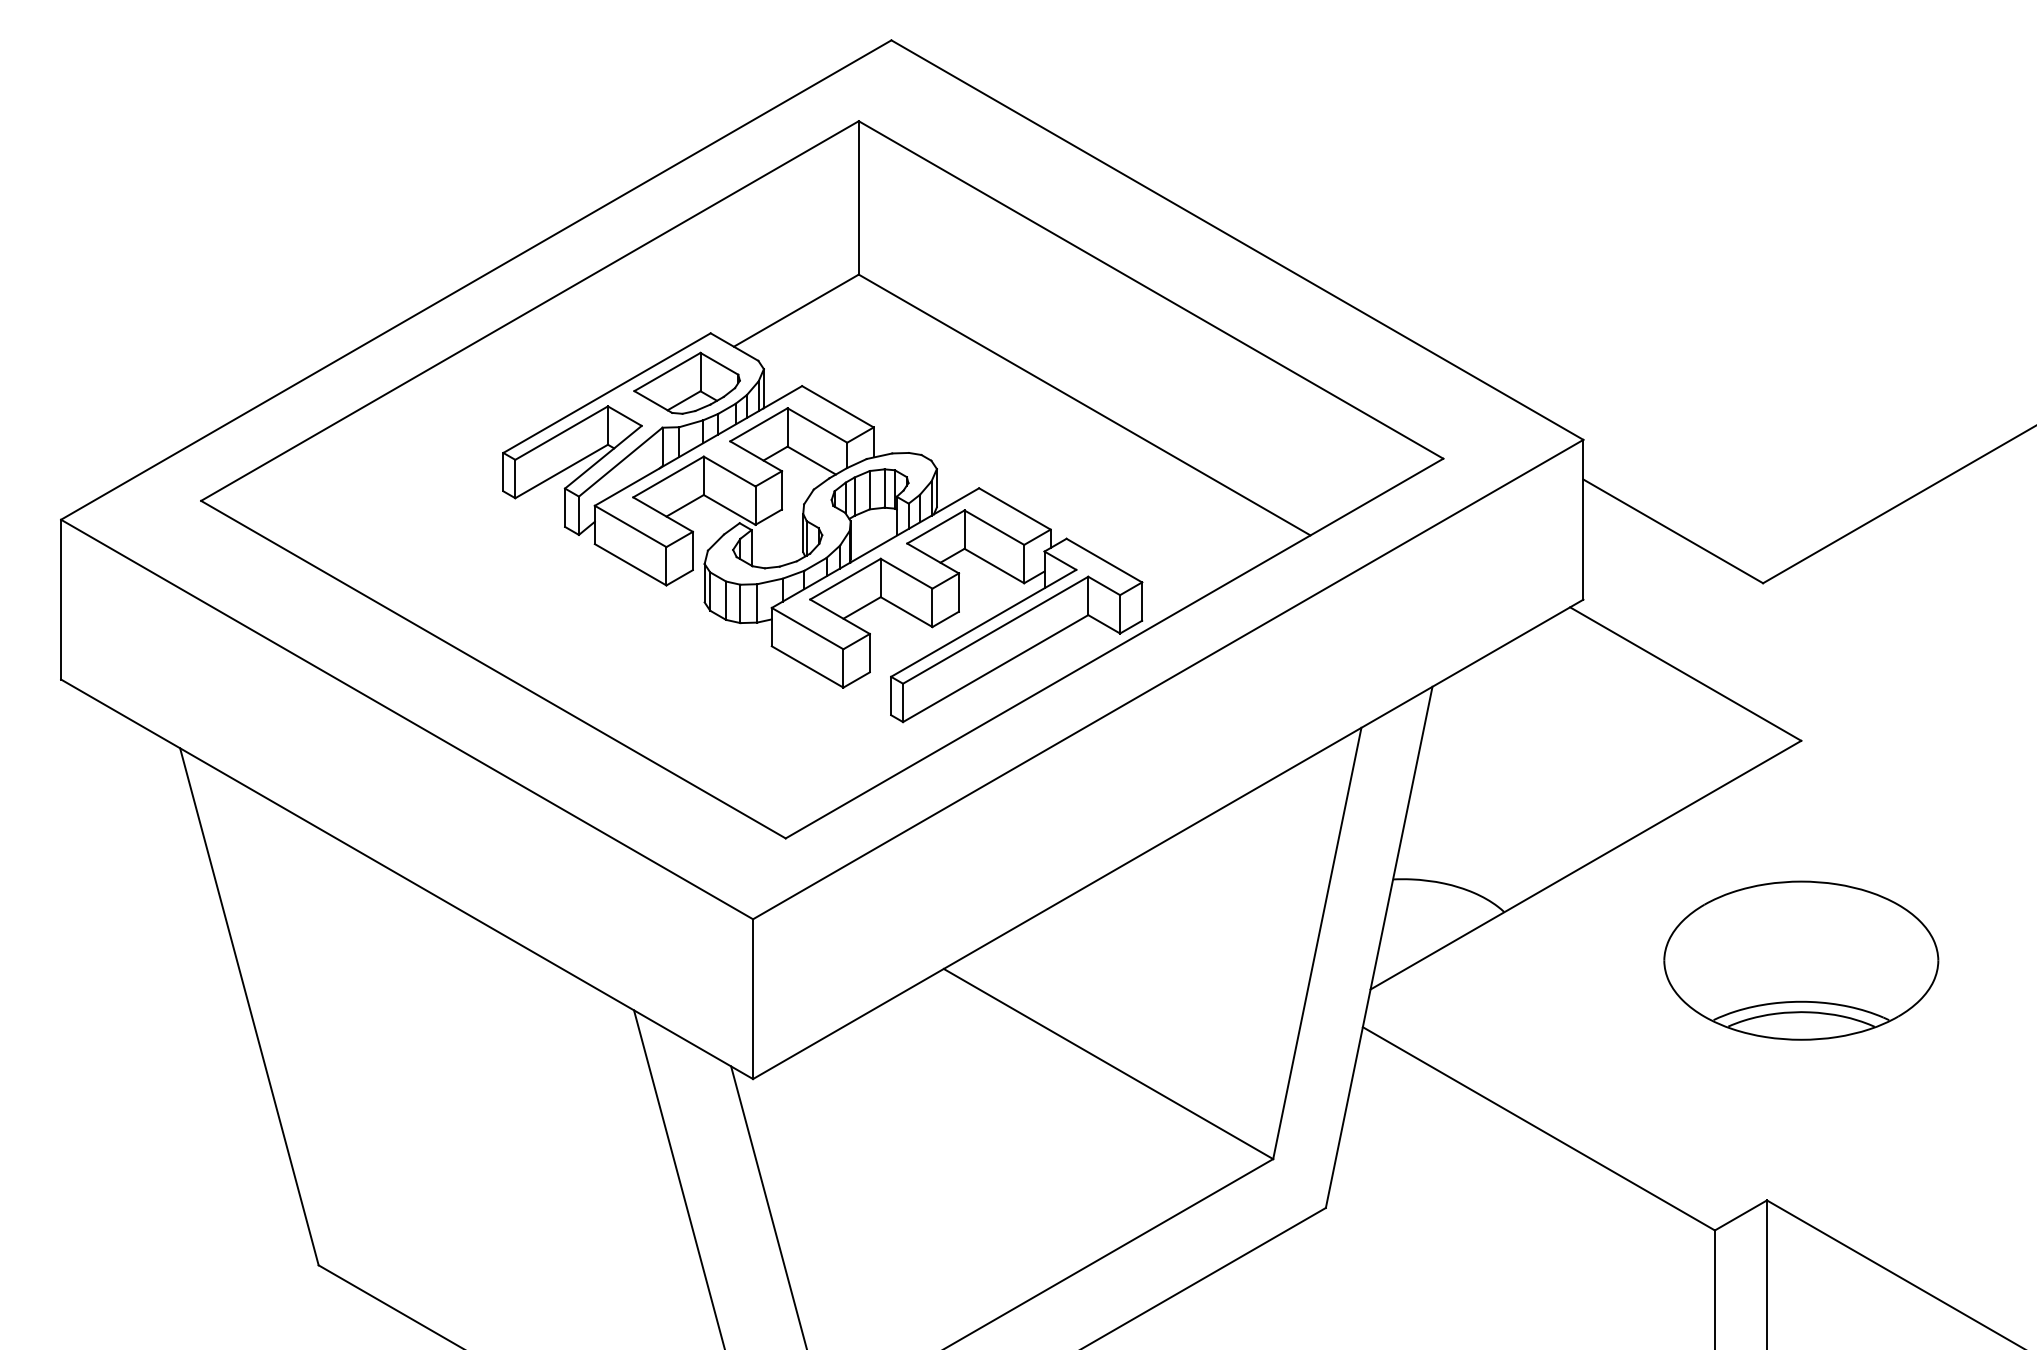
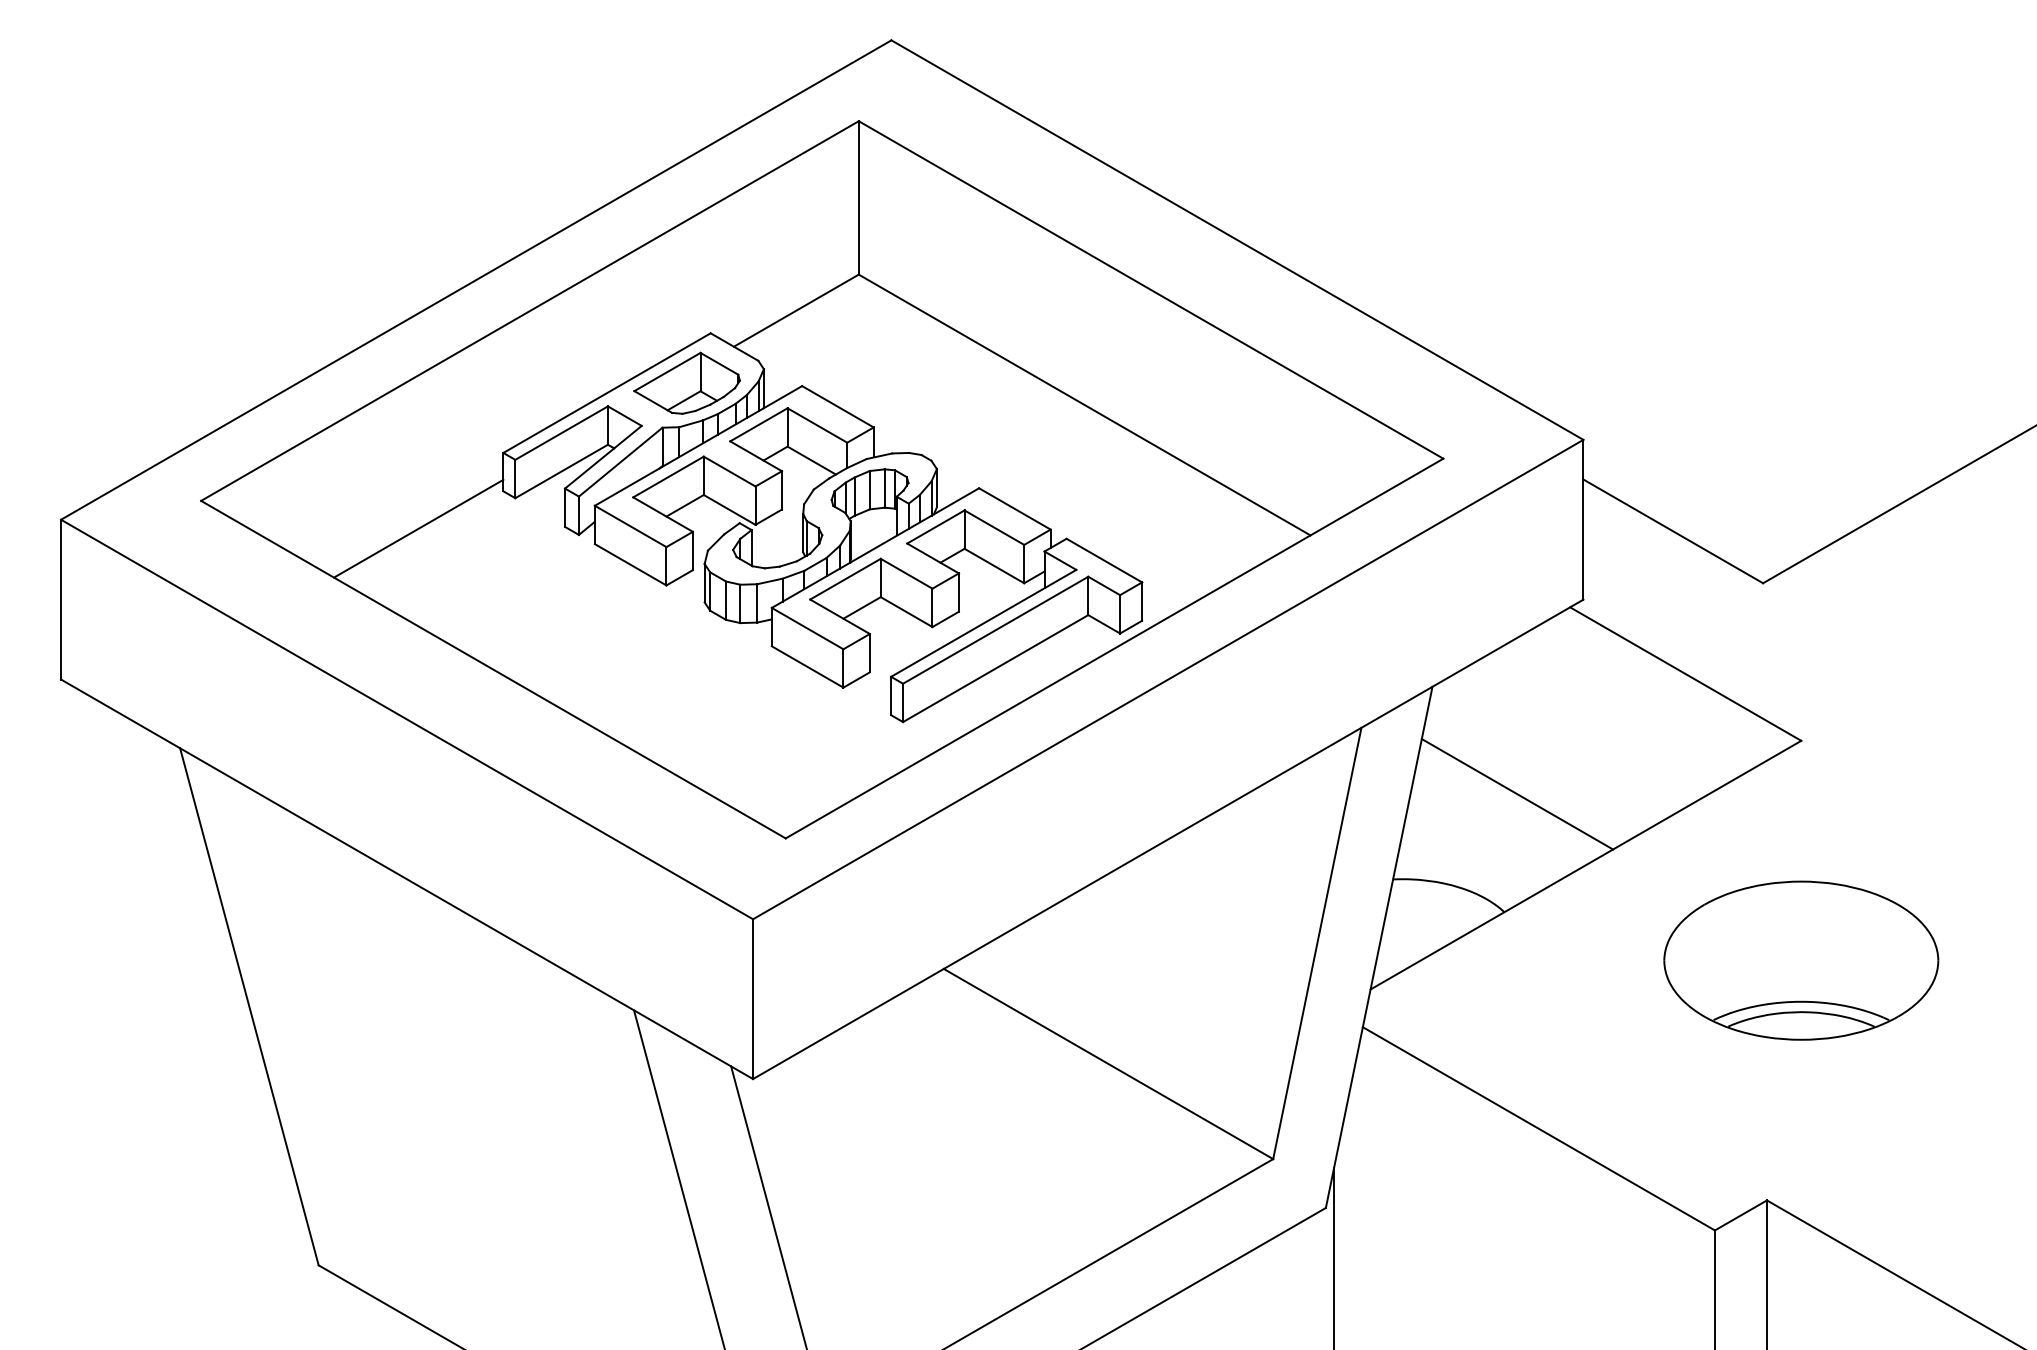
line: none -> present (418, 528)
line: none -> present (1517, 794)
line: none -> present (1334, 1256)
